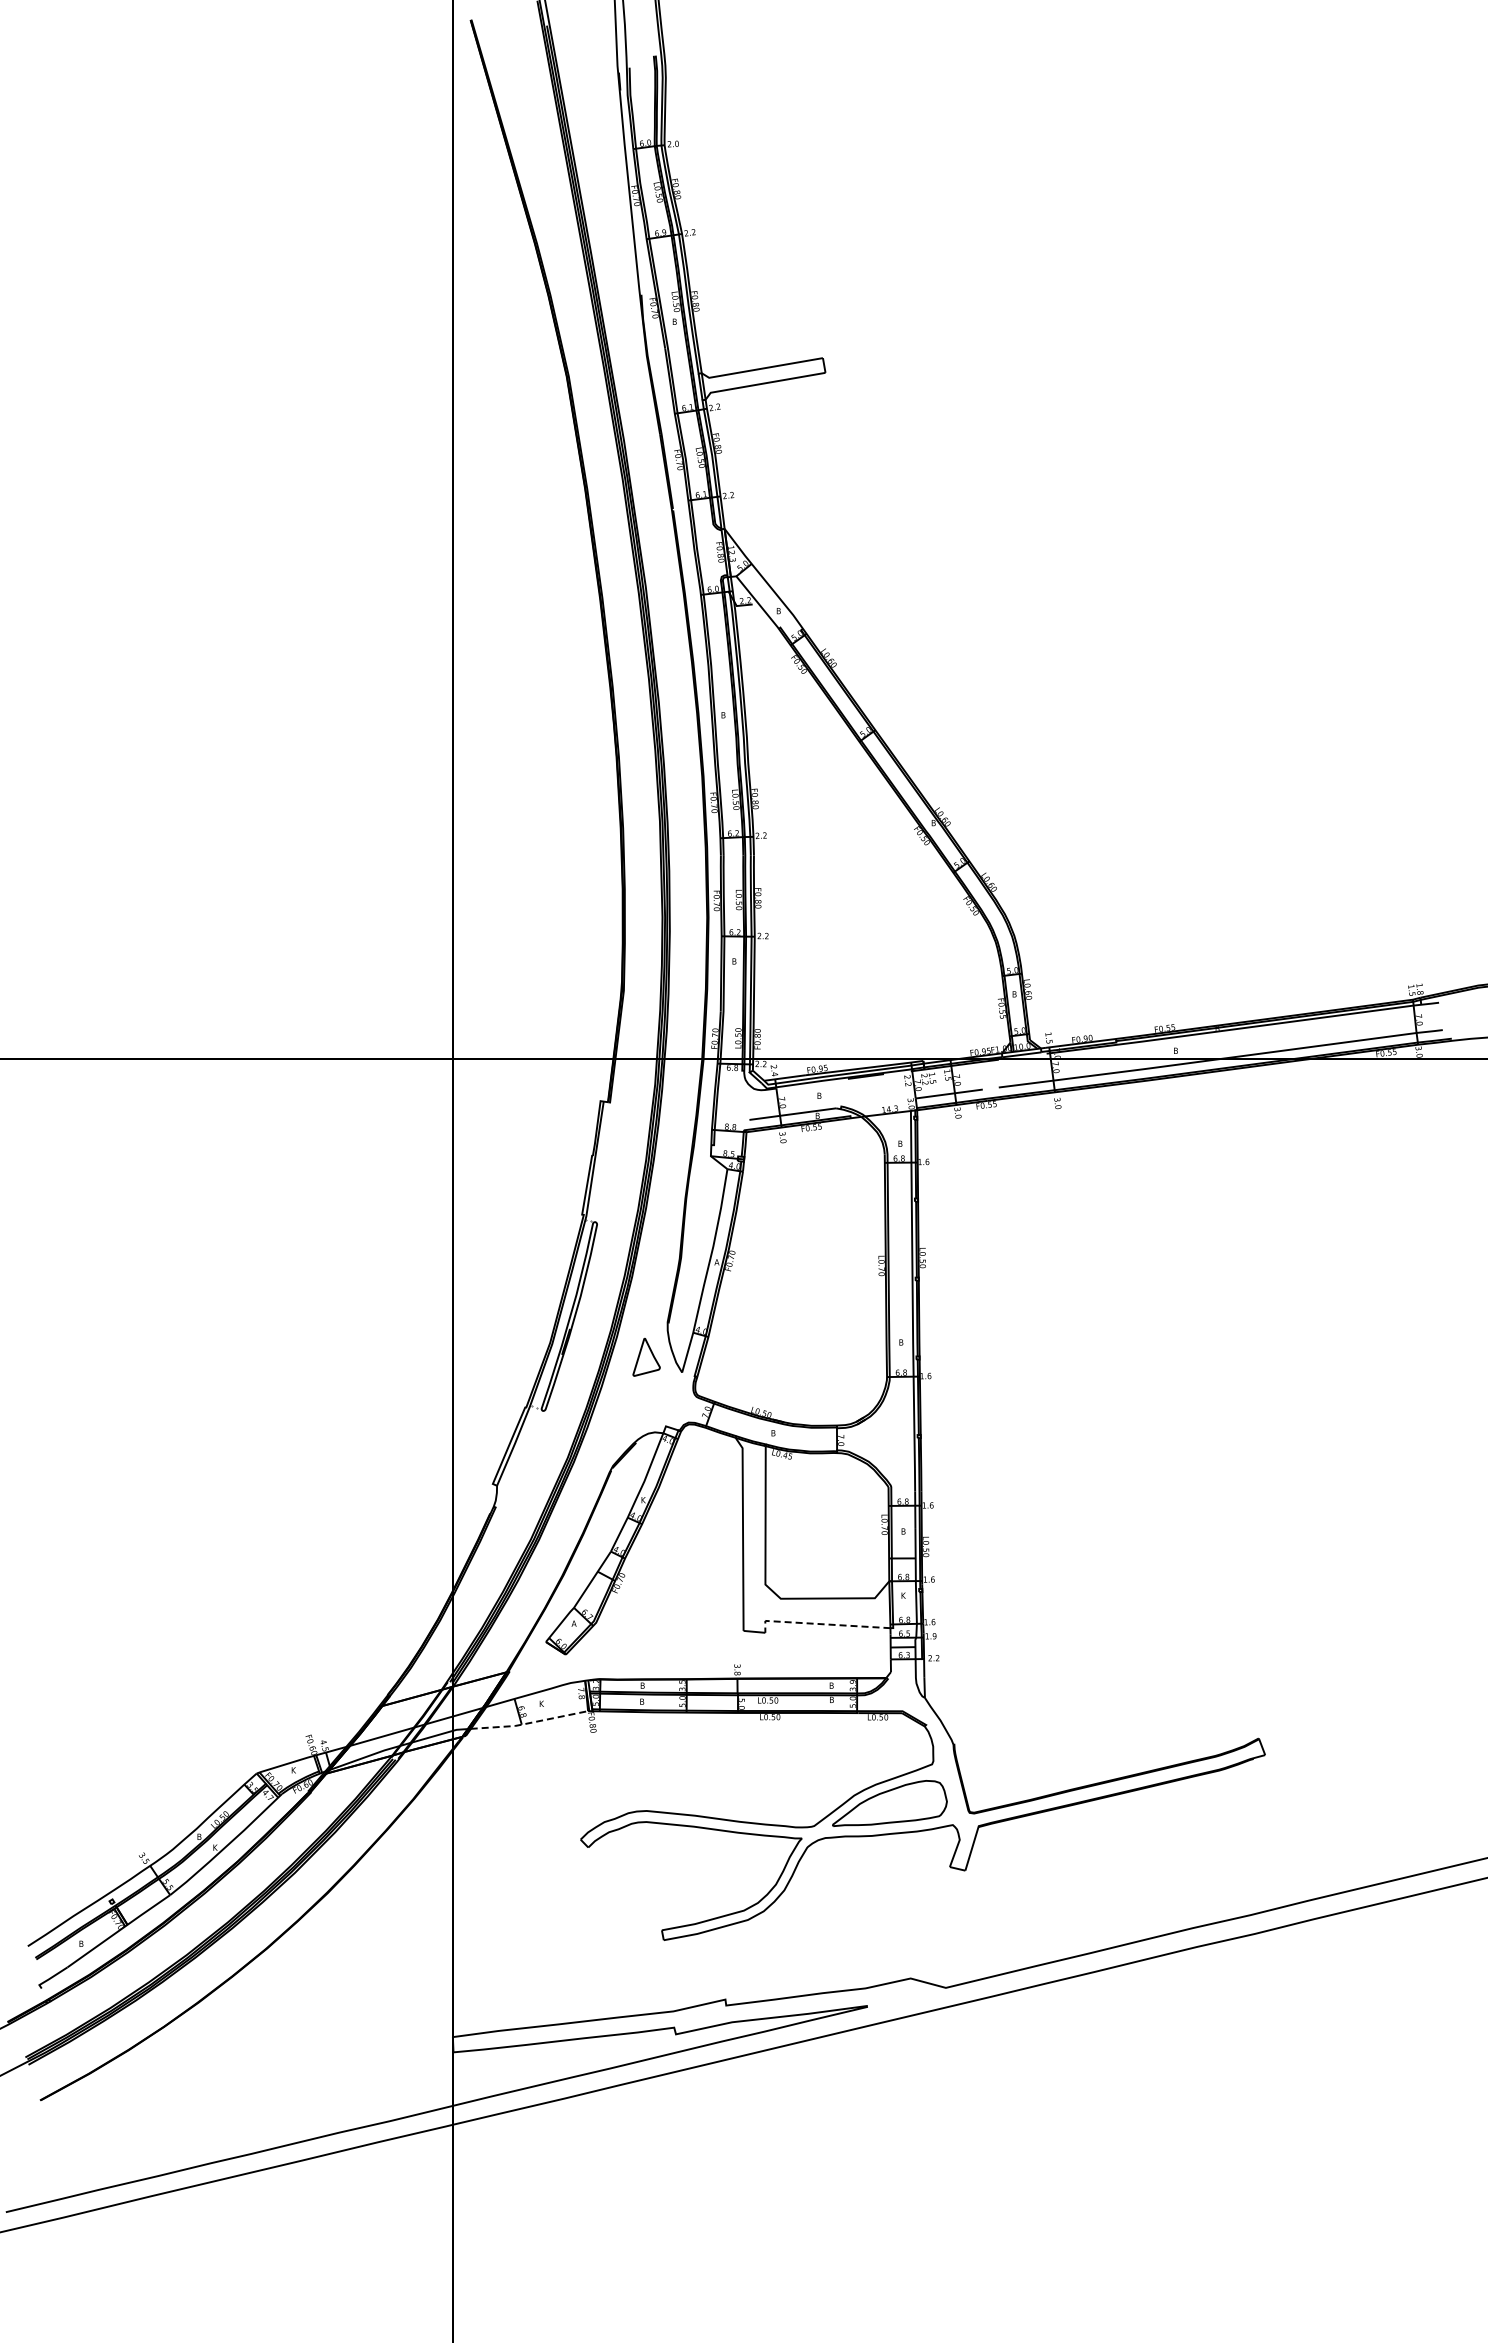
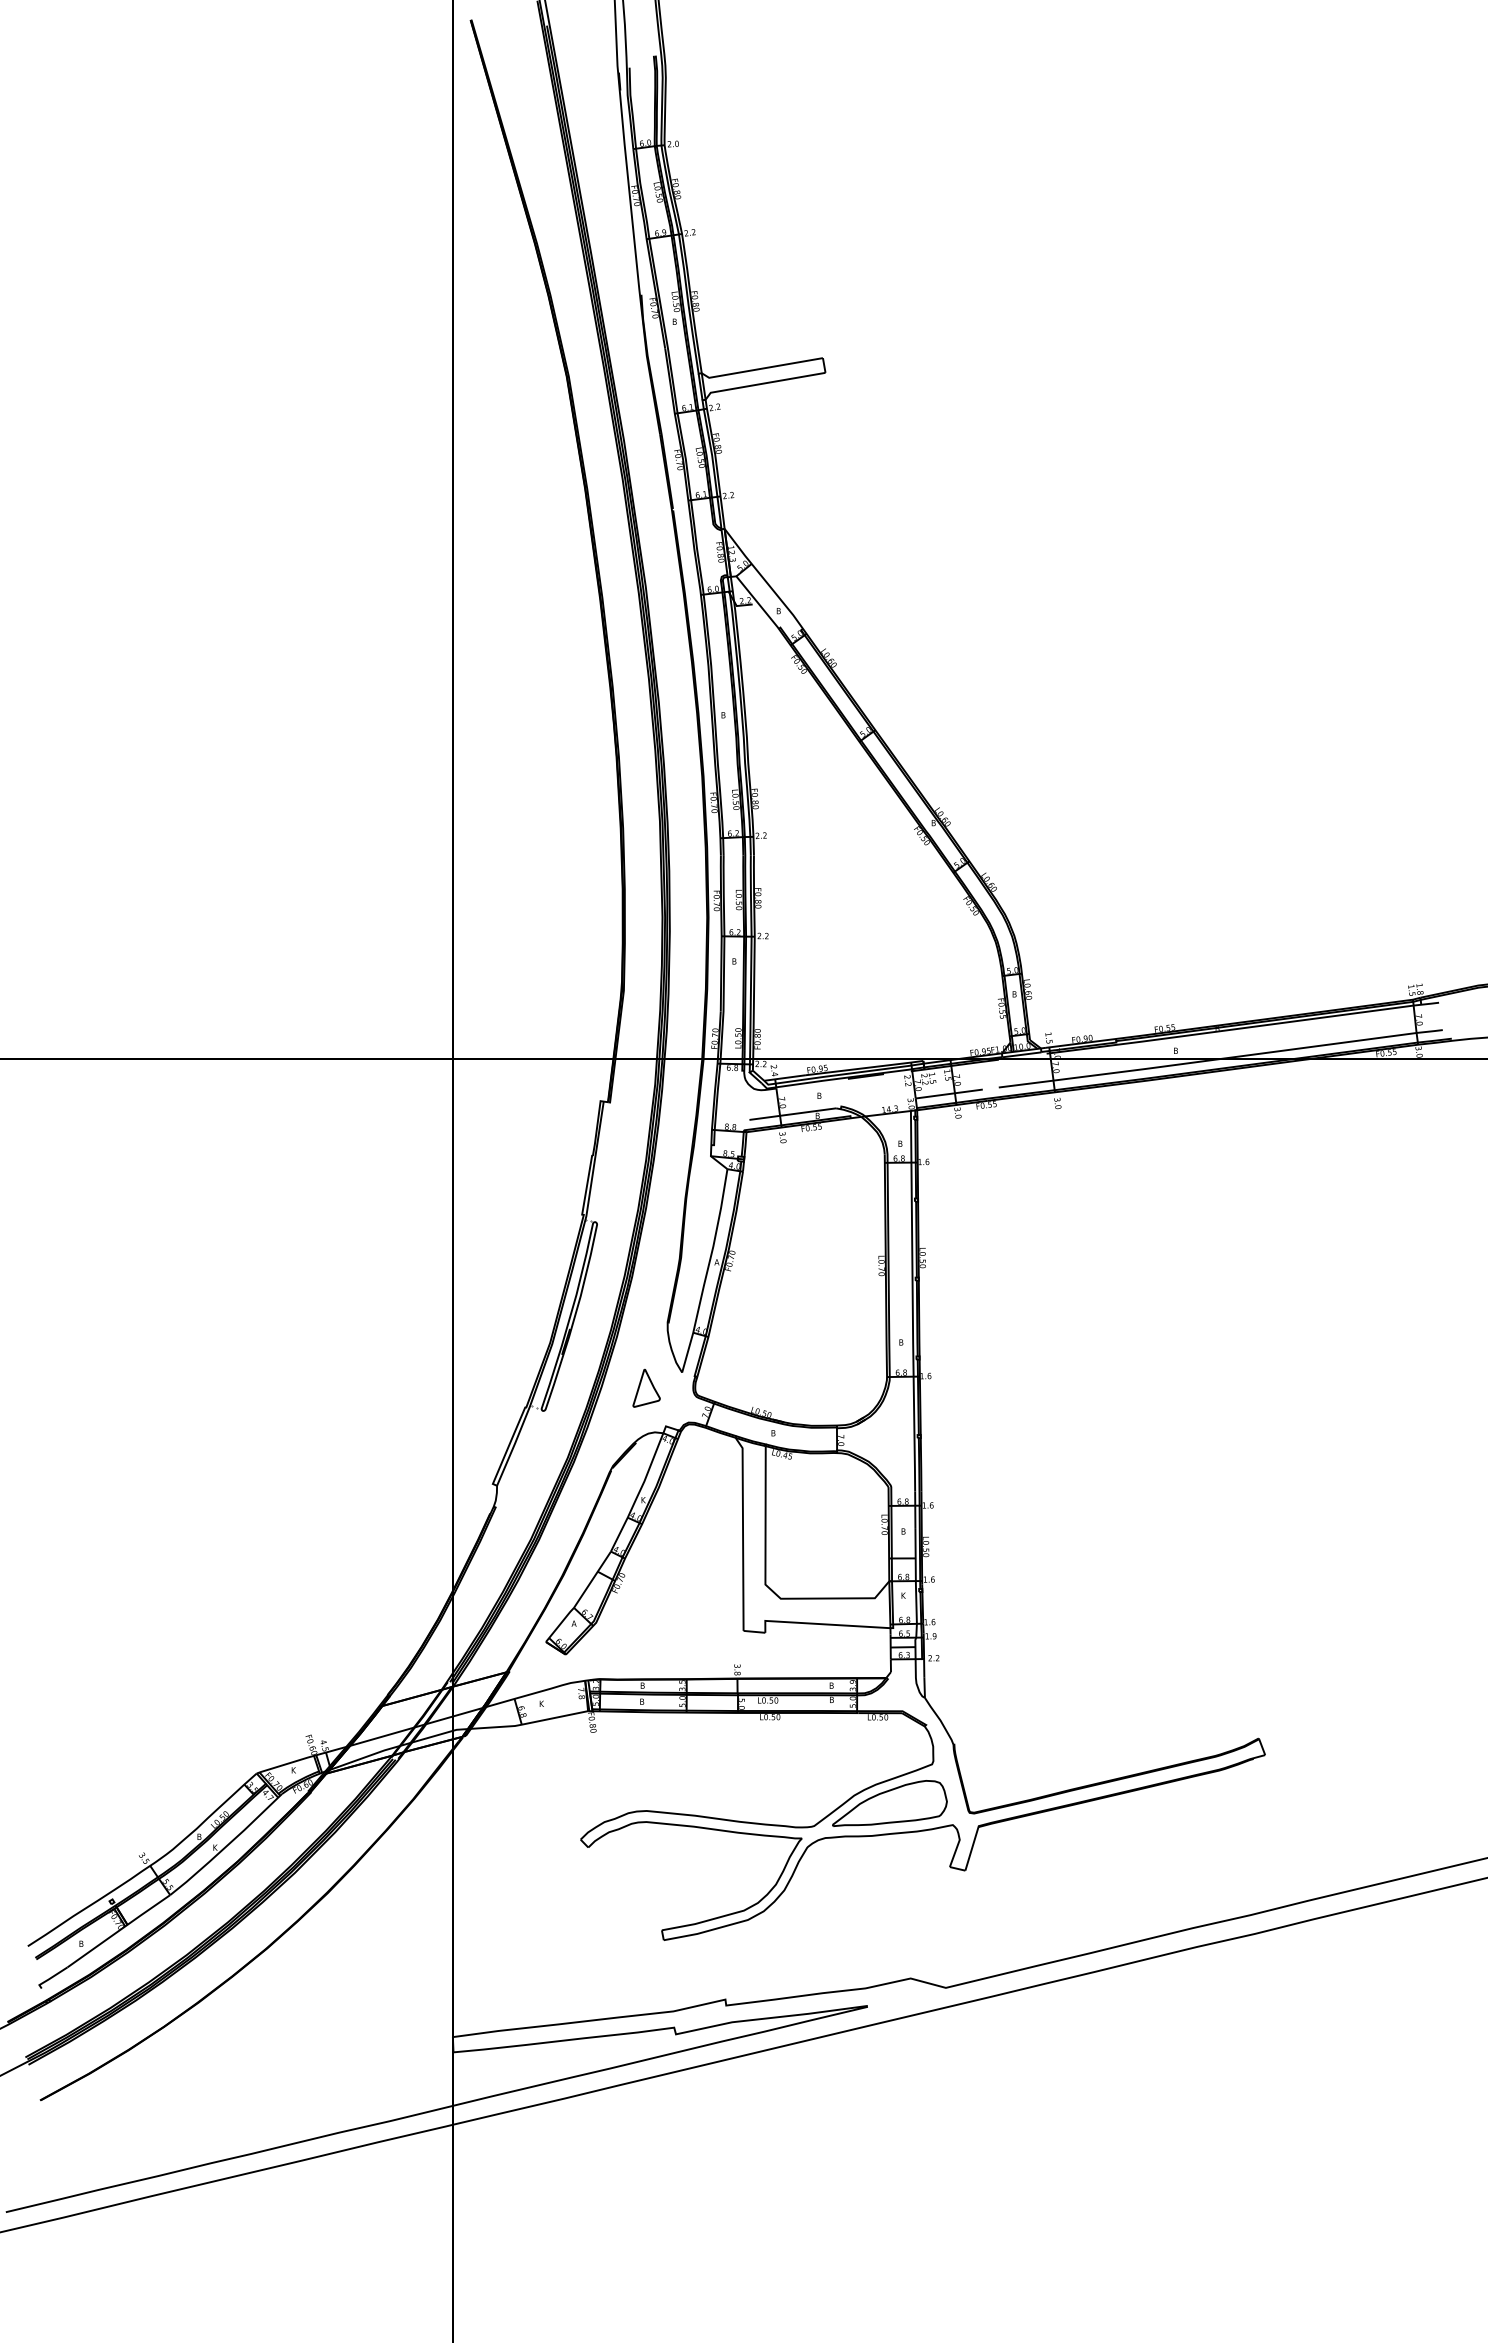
part position: (646, 1356) -> (646, 1387) (646, 1387)
line: dashed -> solid (820, 1624)
line: dashed -> solid (528, 1723)
